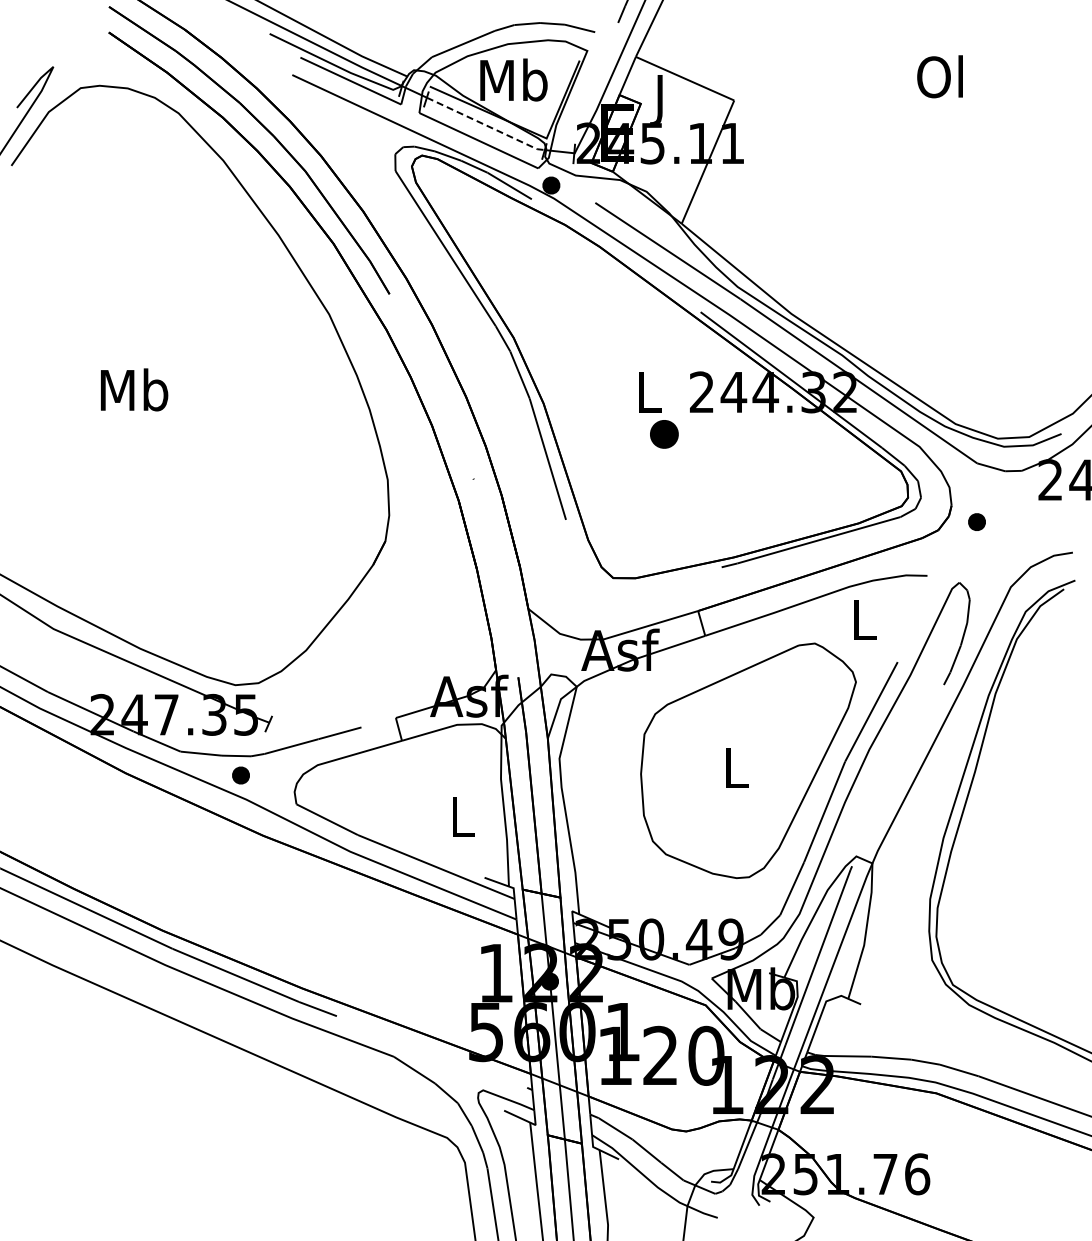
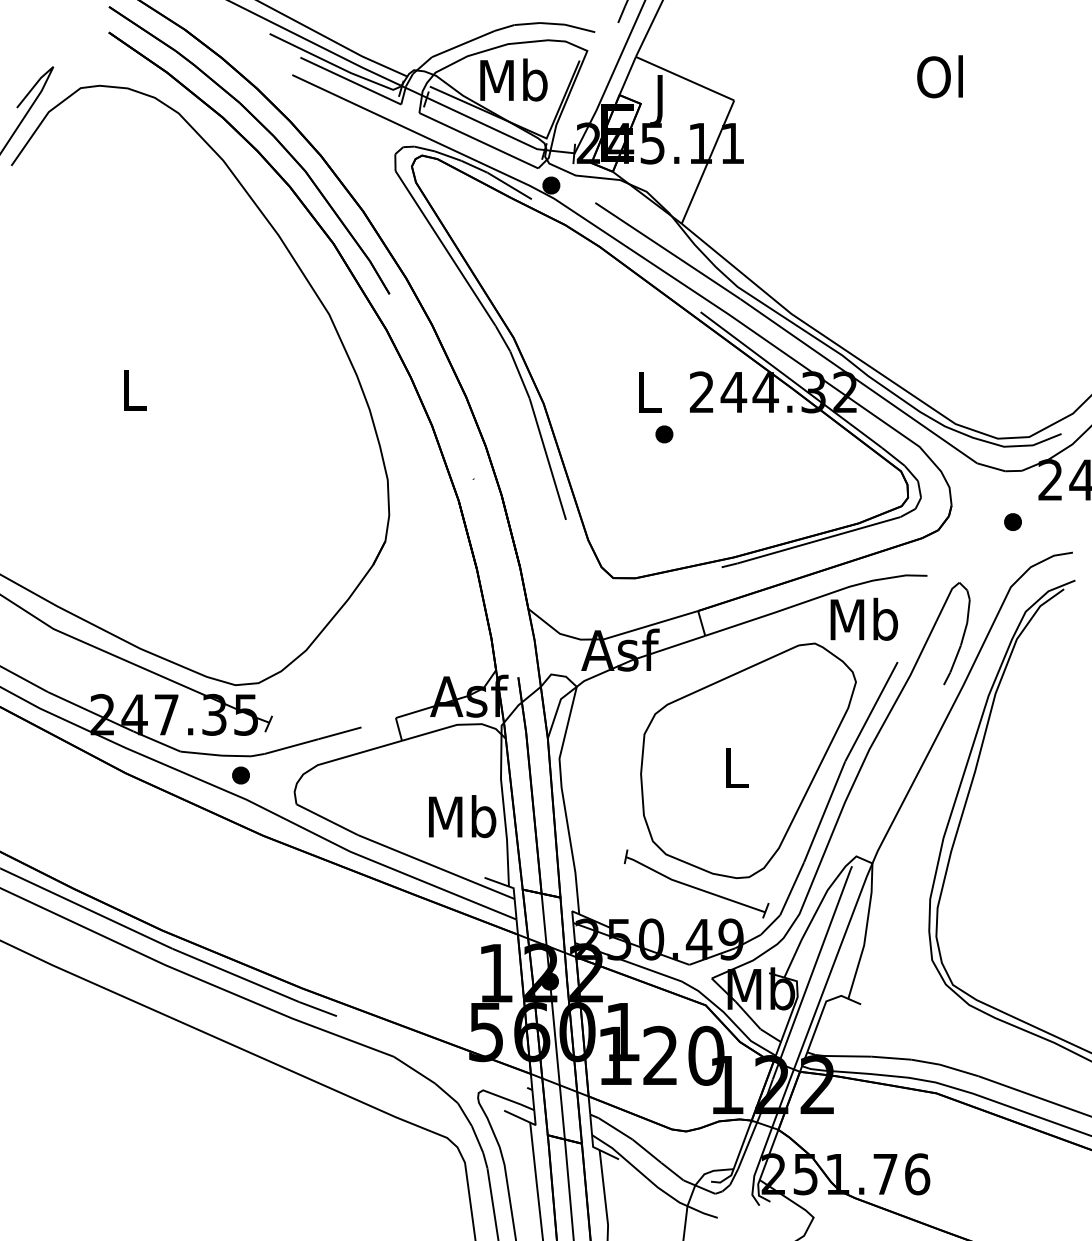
line: dashed -> solid (486, 125)
text: Mb -> L (134, 389)
part size: 29x29 px -> 19x19 px (664, 434)
part position: (976, 521) -> (1012, 521) (1012, 521)
text: L -> Mb (864, 618)
text: L -> Mb (462, 816)
part: none -> present (696, 883)
